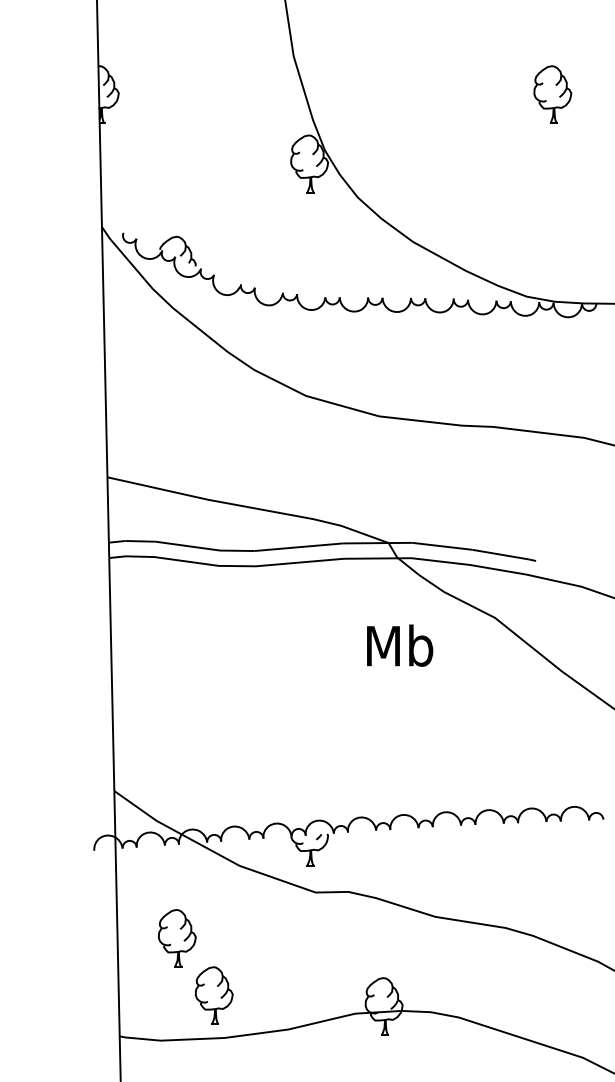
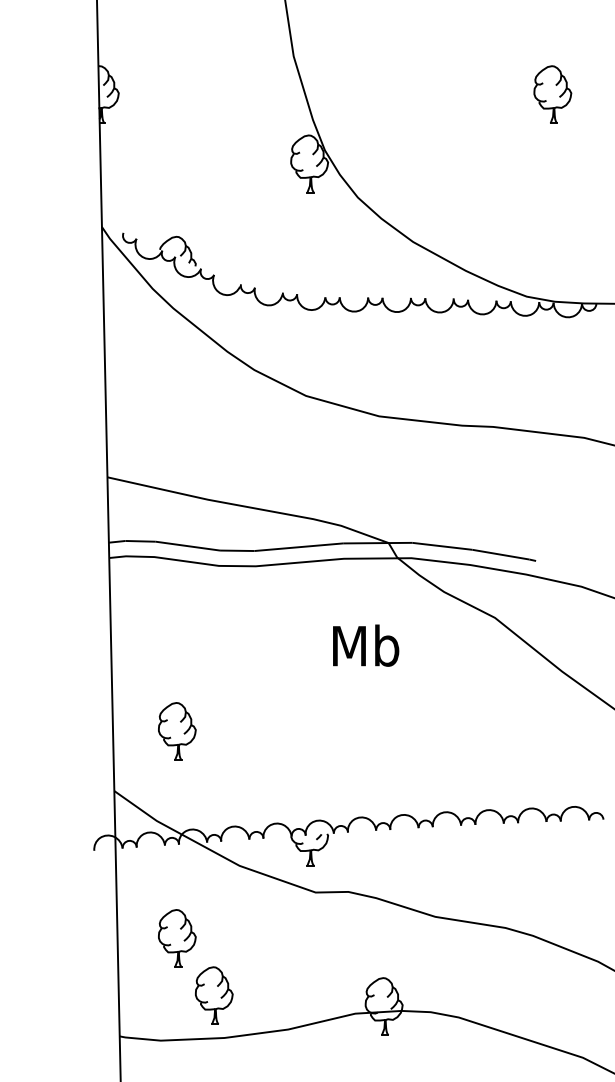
text position: (400, 645) -> (366, 645) (366, 645)
part: none -> present (177, 731)
